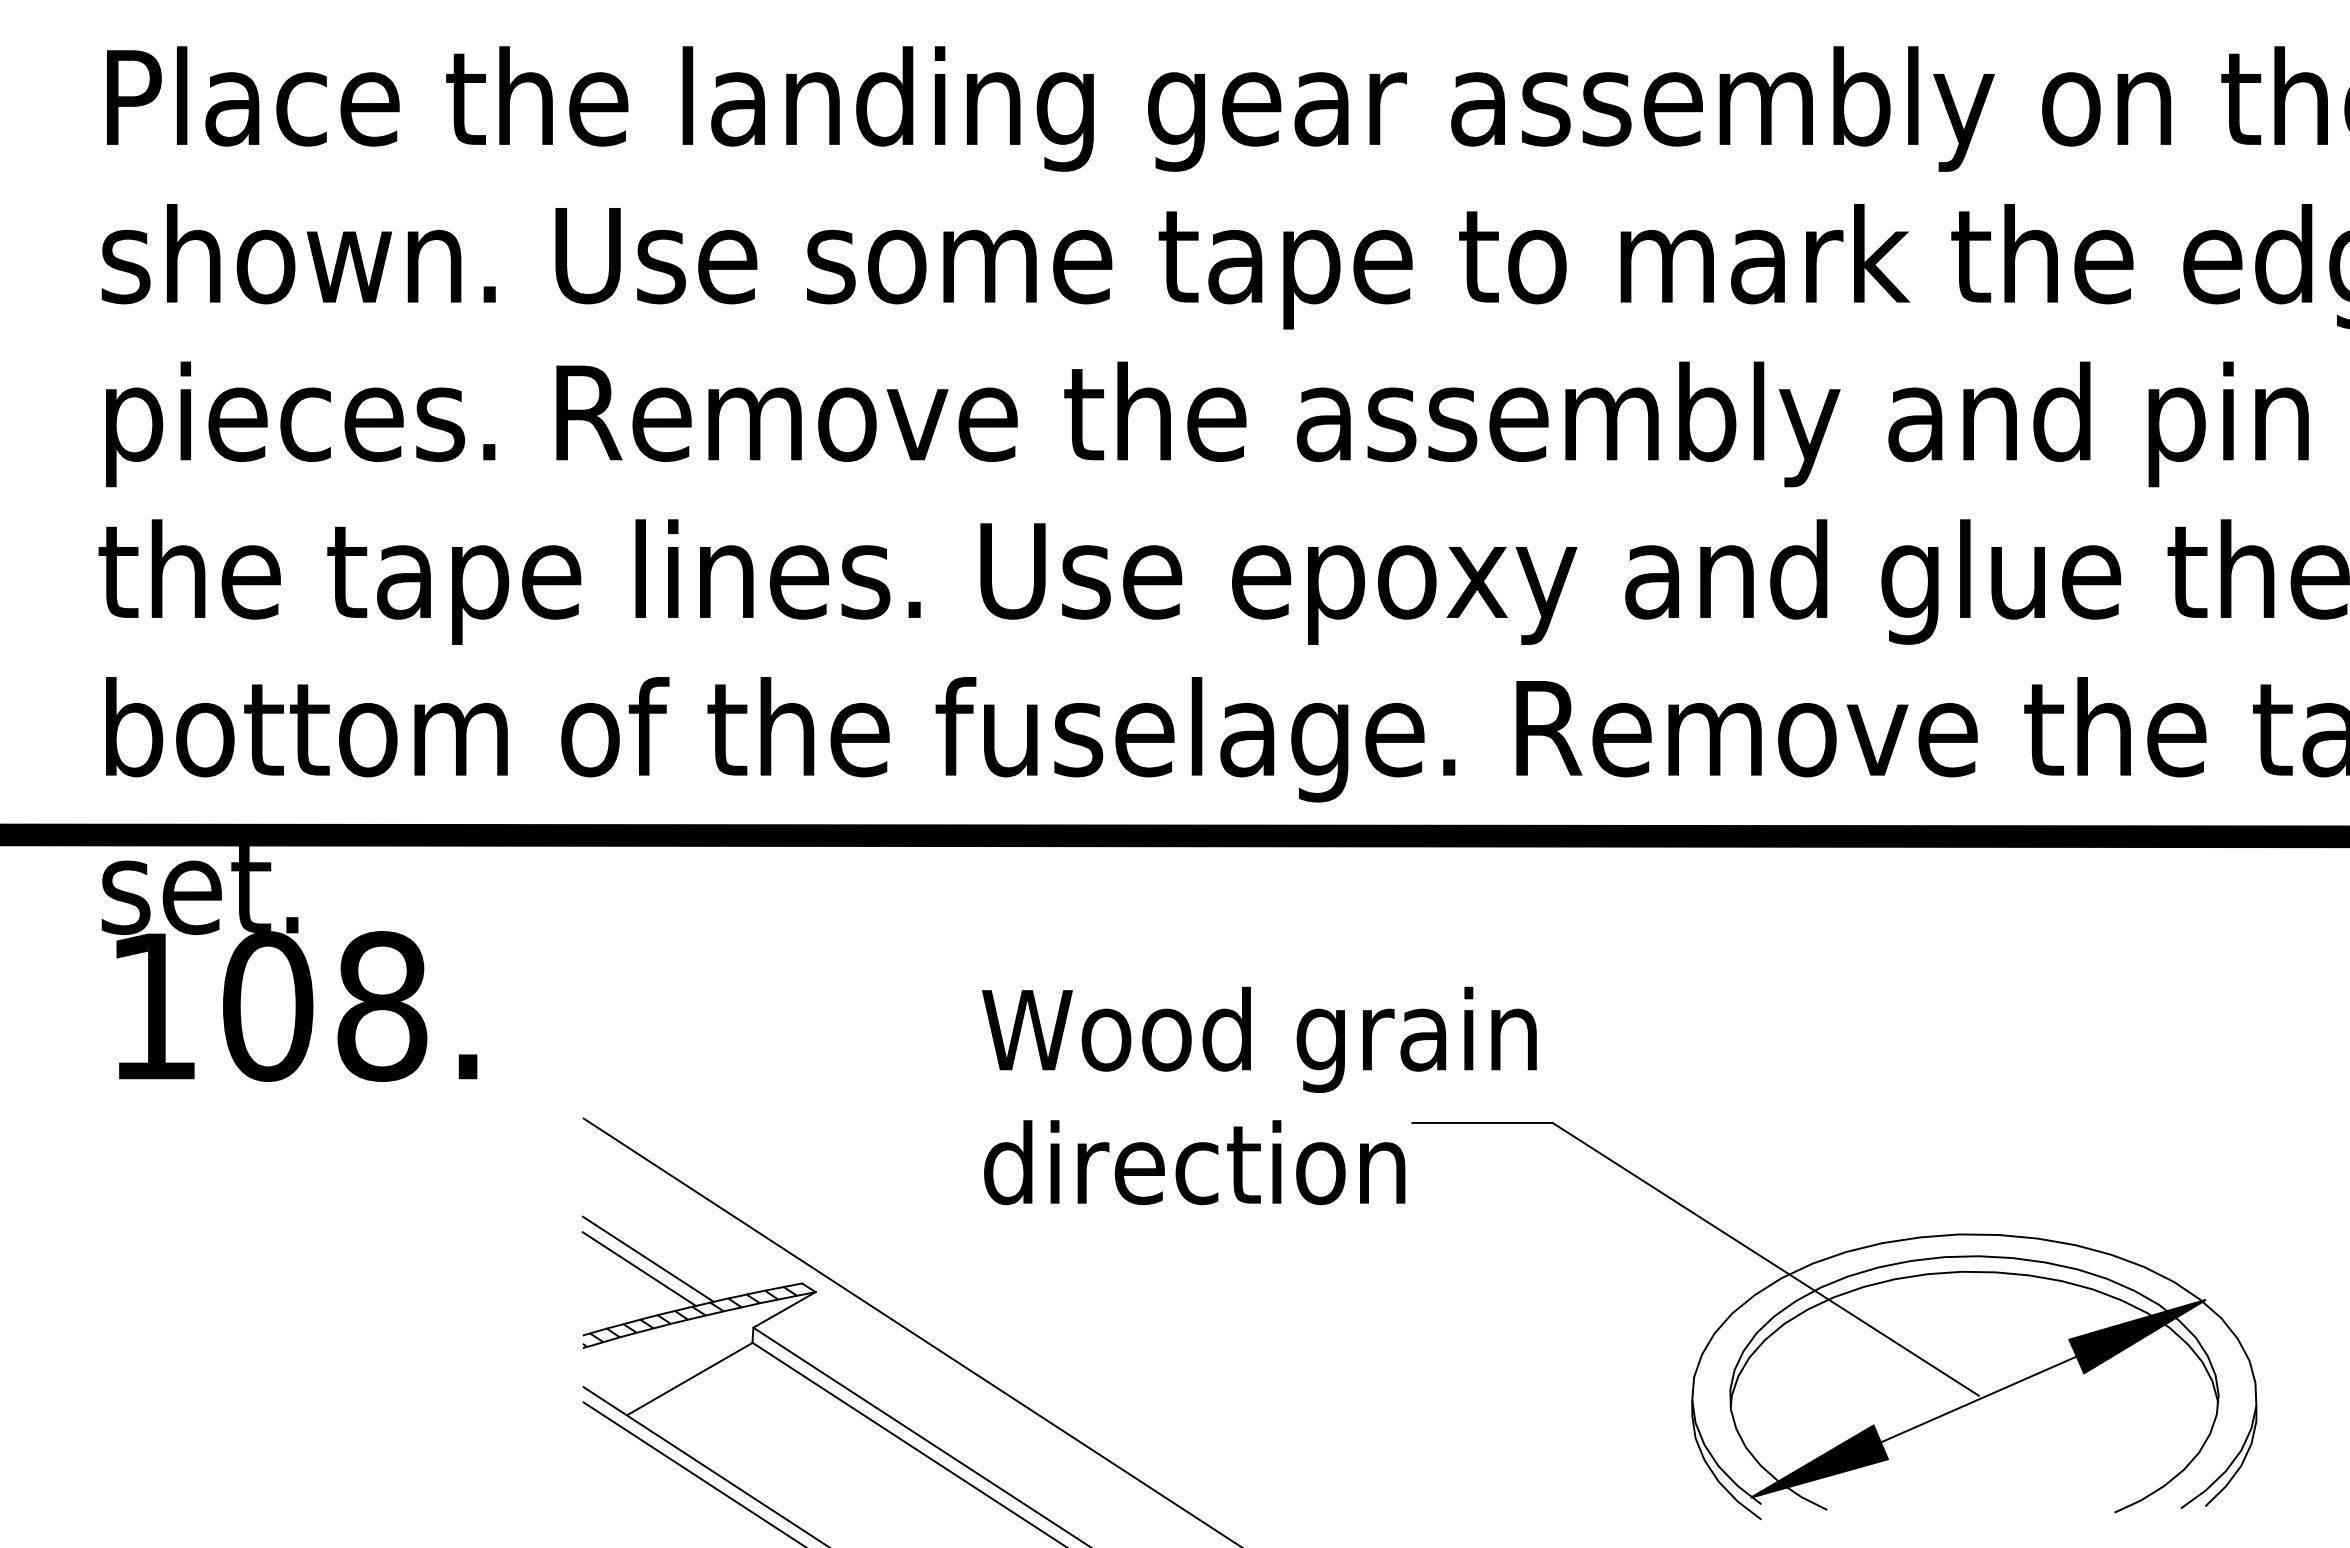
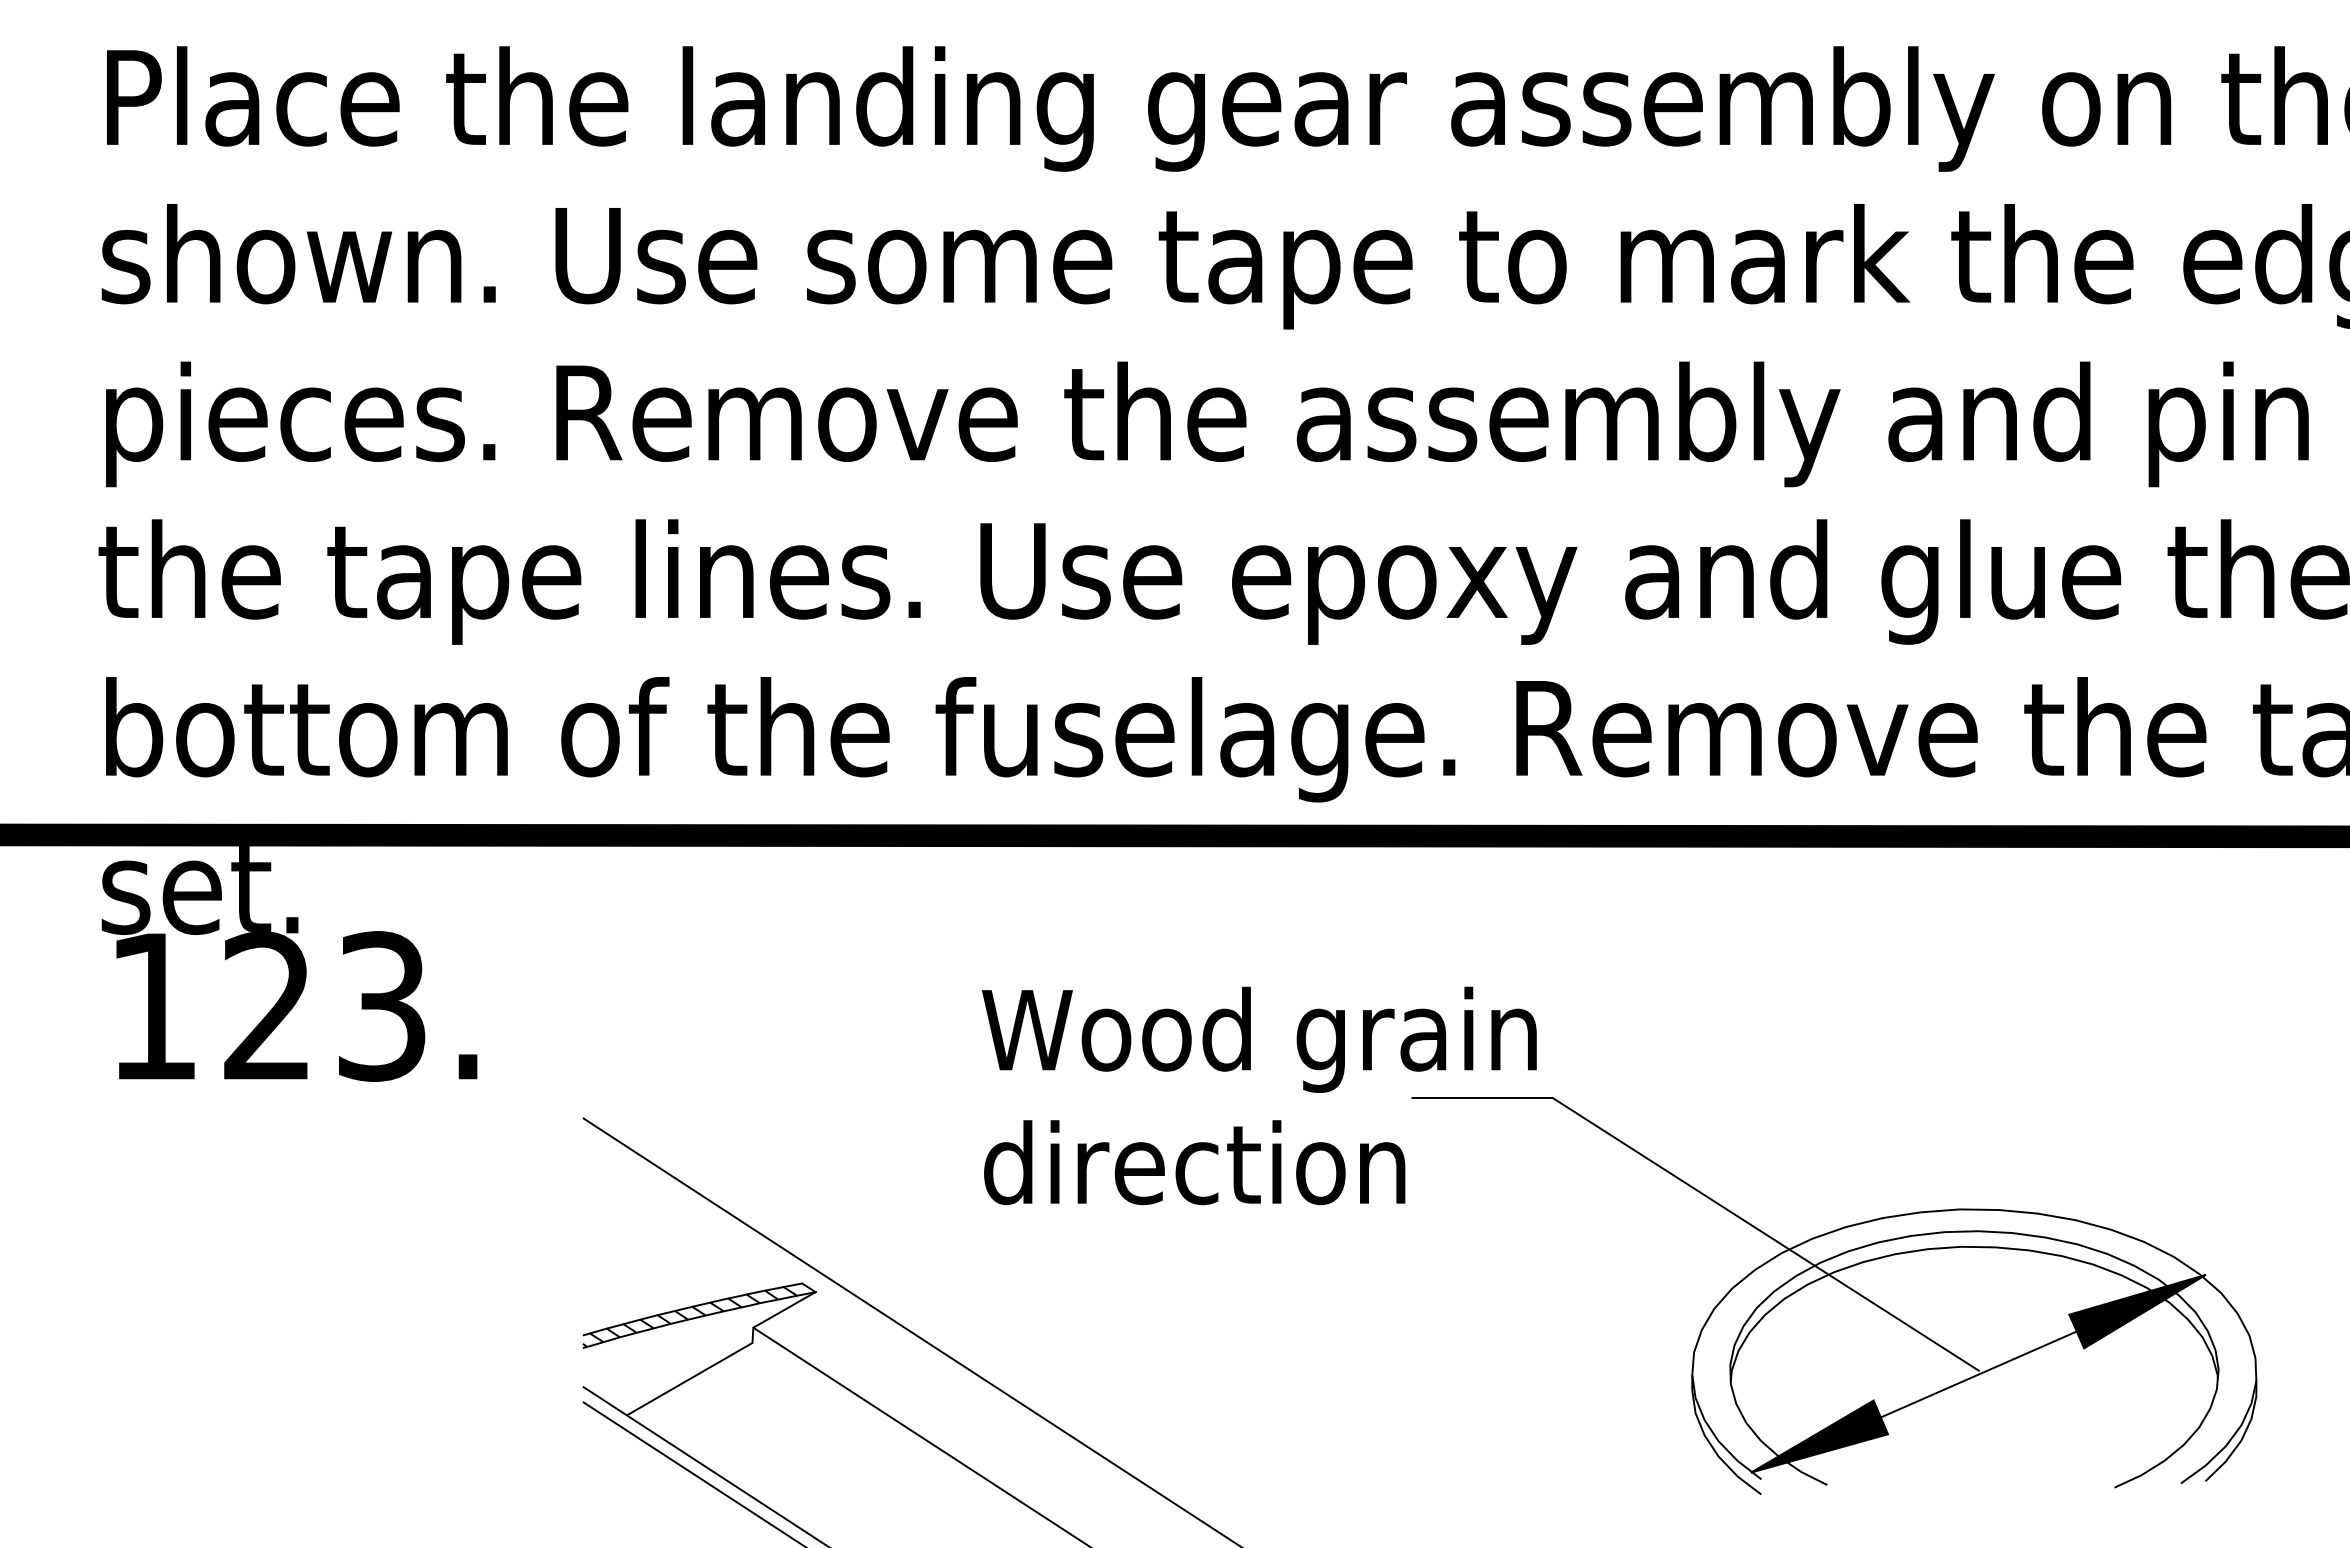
text: 108. -> 123. (325, 1006)
line: present -> none (647, 1258)
line: present -> none (638, 1268)
part position: (1834, 1321) -> (1834, 1296) (1834, 1296)
line: present -> none (907, 1443)
